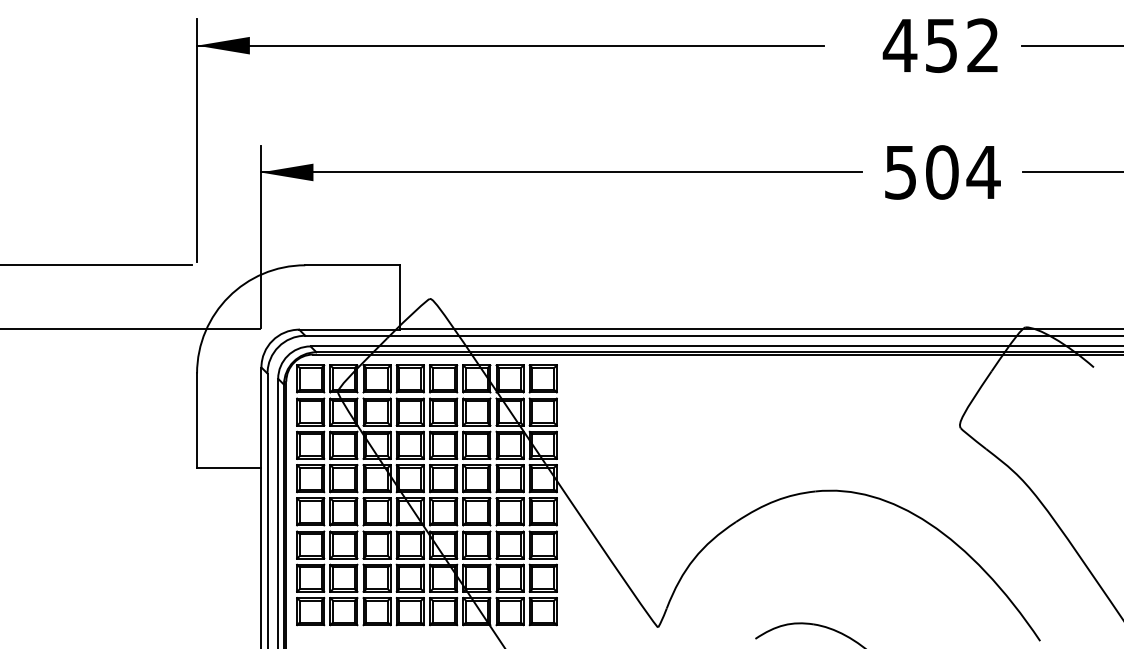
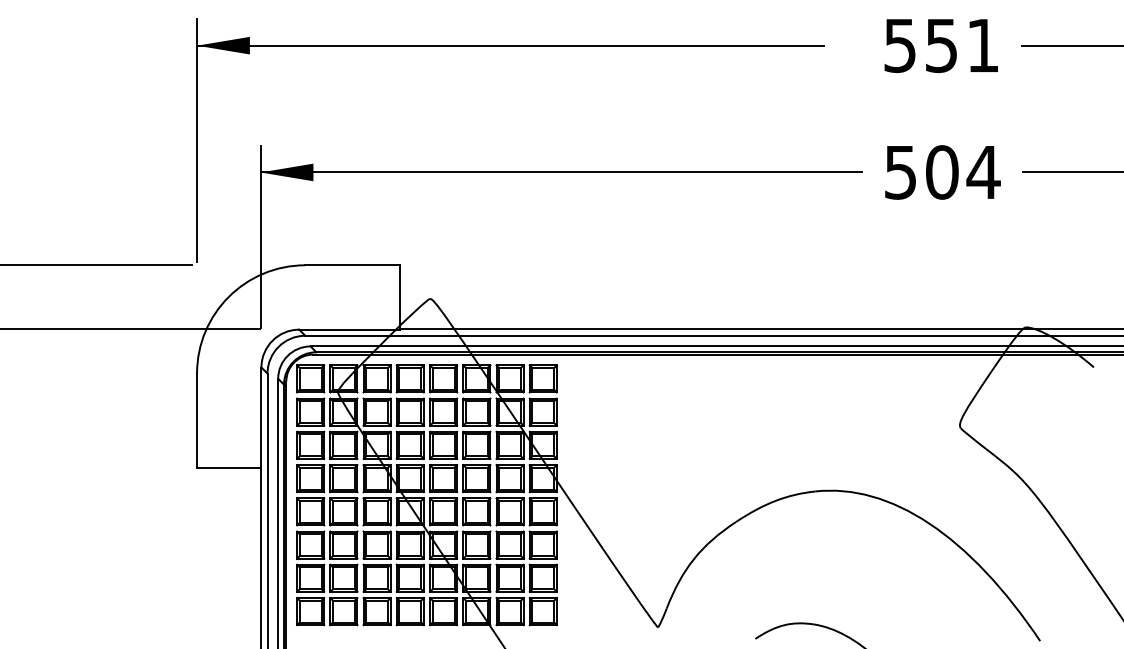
text: 452 -> 551 (939, 45)
